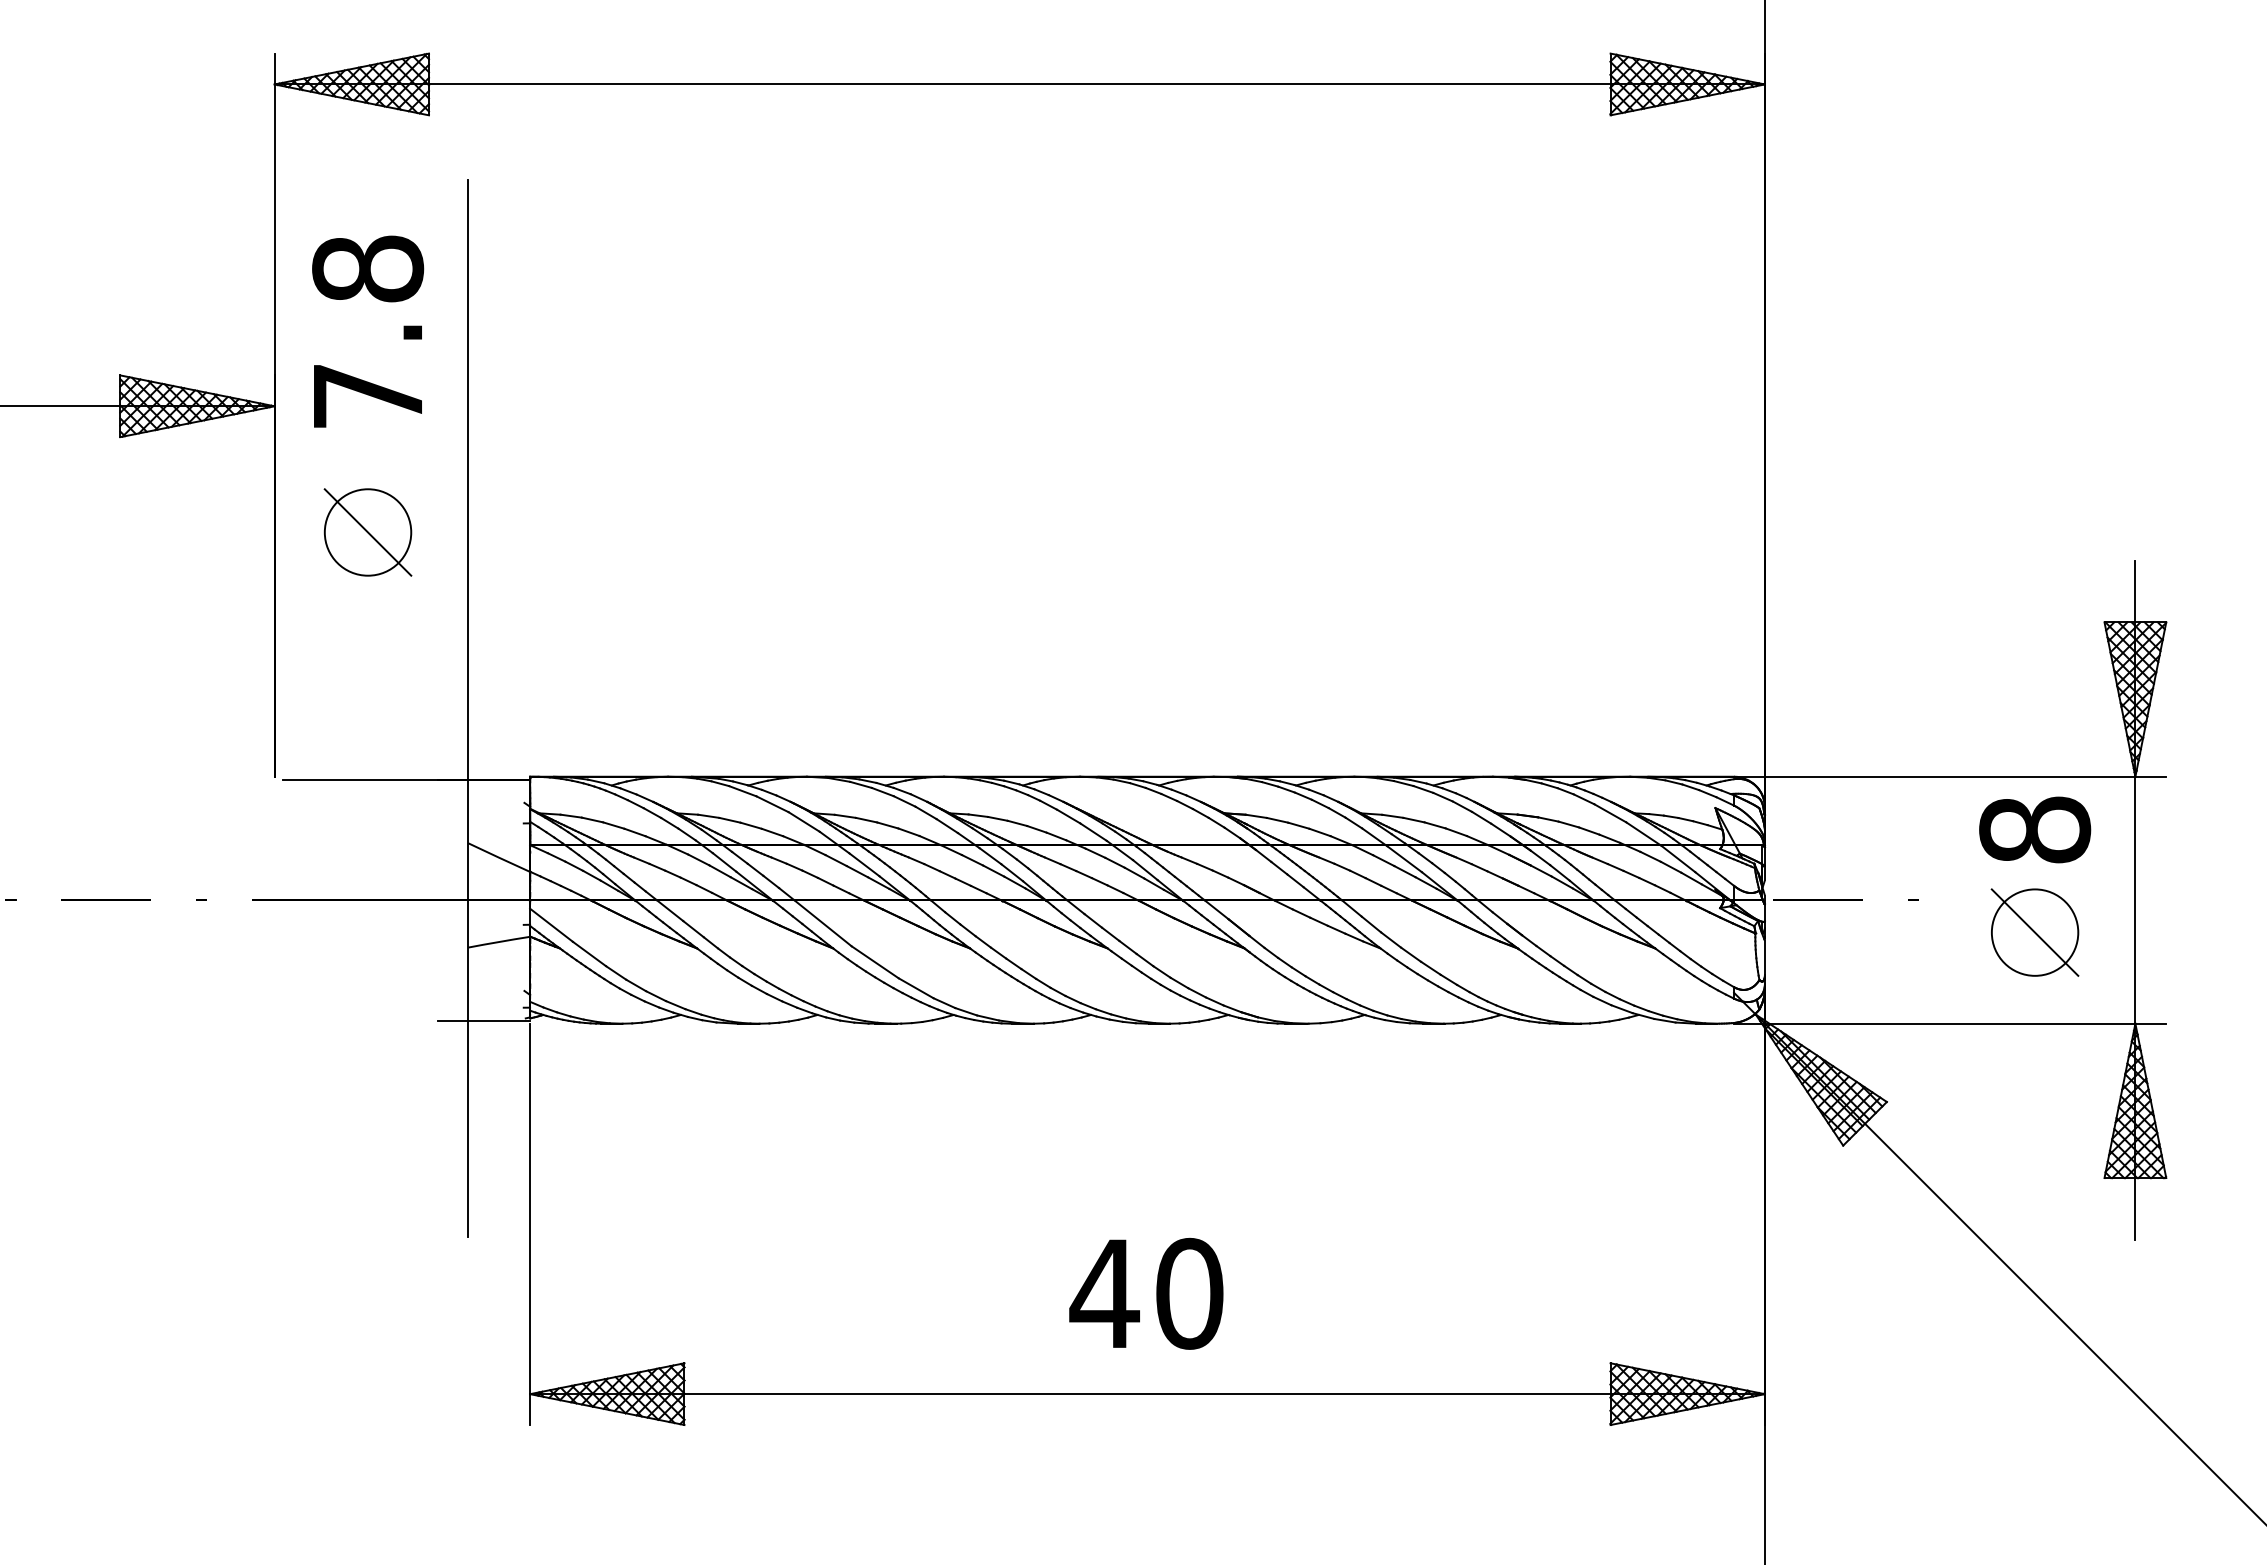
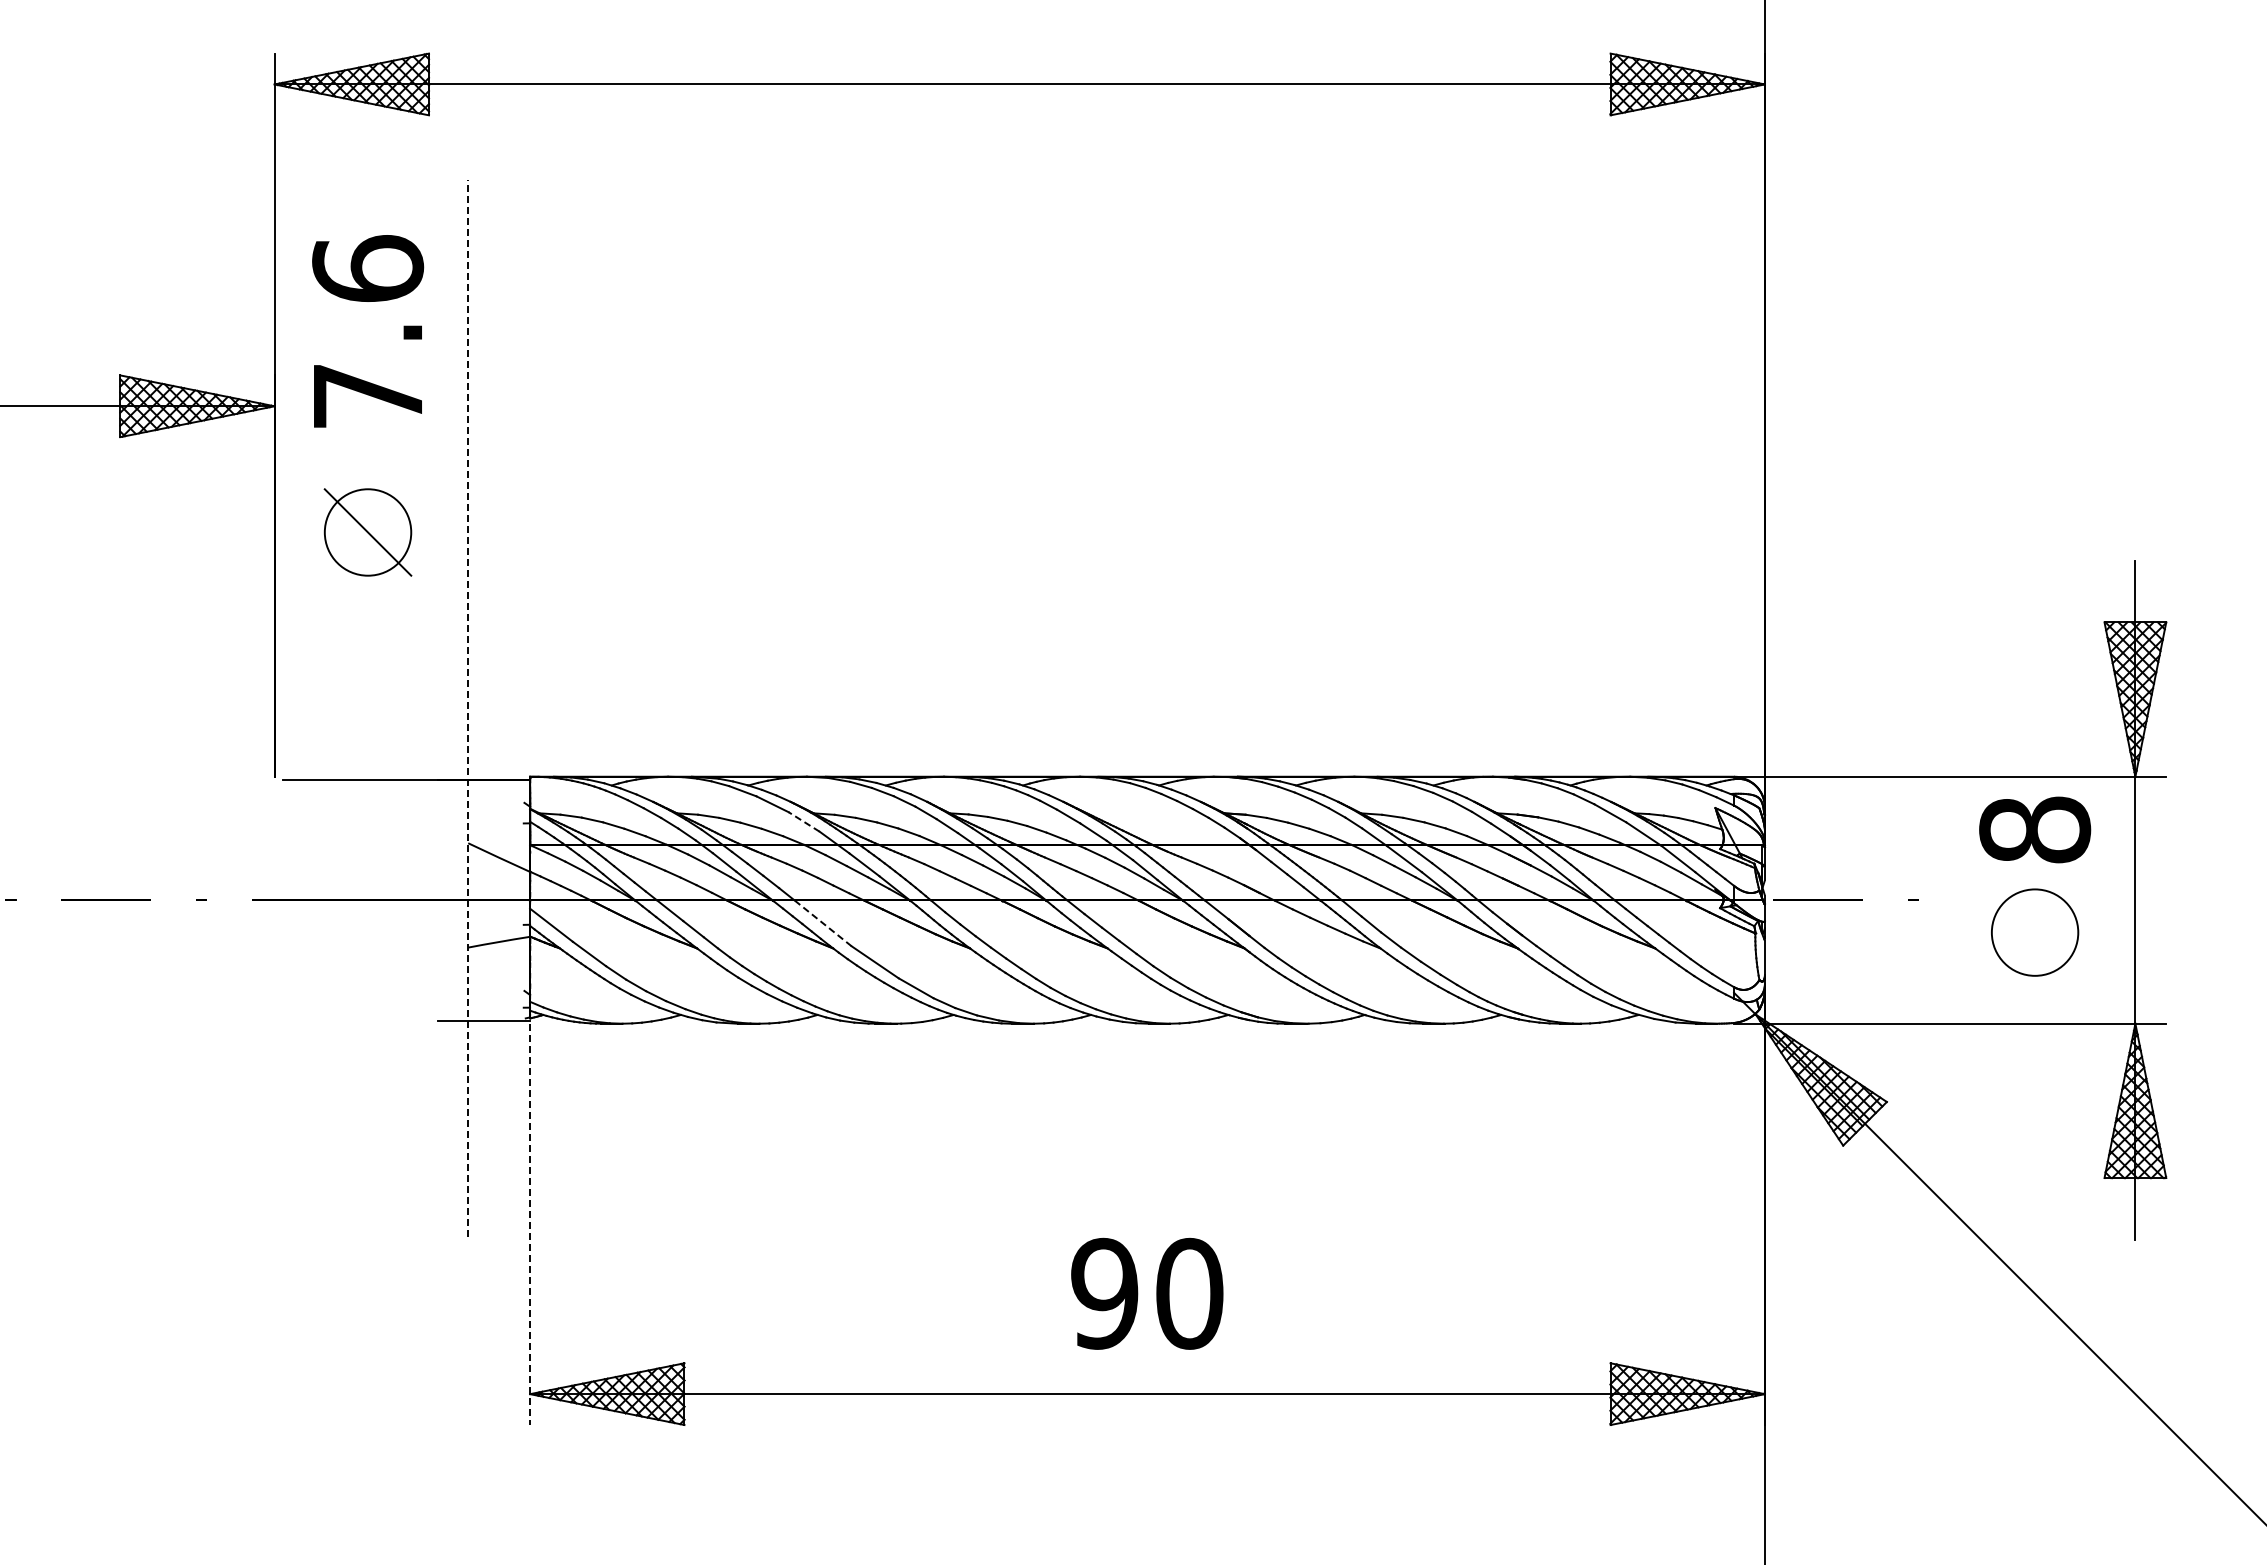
text: 7.8 -> 7.6 (368, 268)
line: solid -> dashed (468, 707)
line: solid -> dashed (803, 821)
line: solid -> dashed (823, 923)
line: present -> none (2034, 932)
line: solid -> dashed (530, 1224)
text: 40 -> 90 (1104, 1293)
